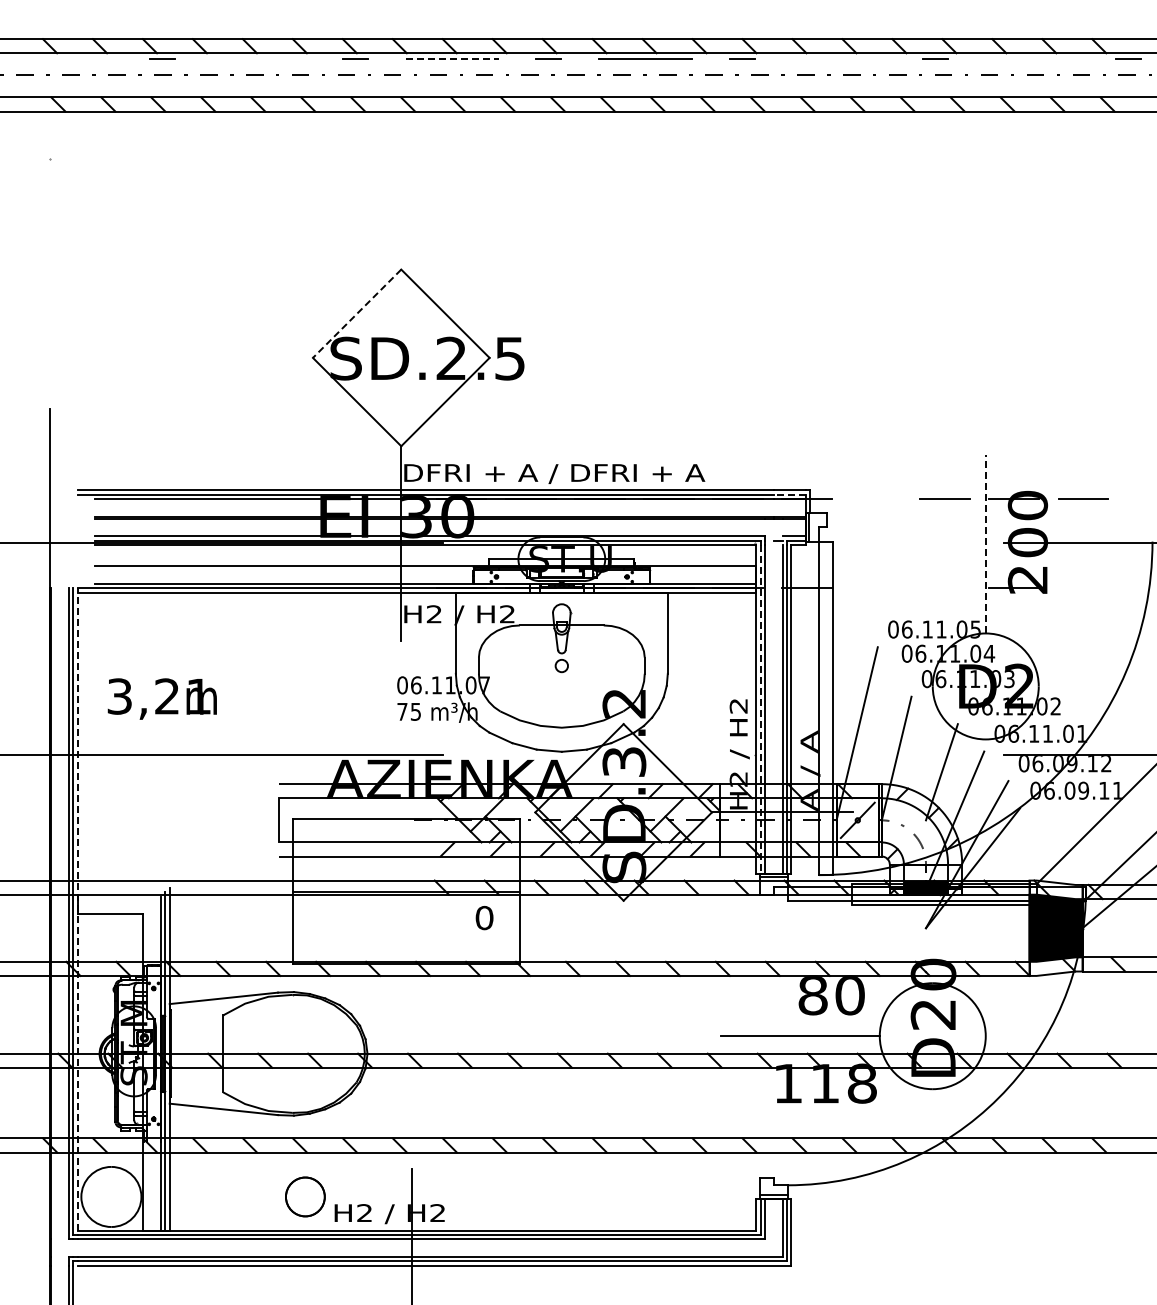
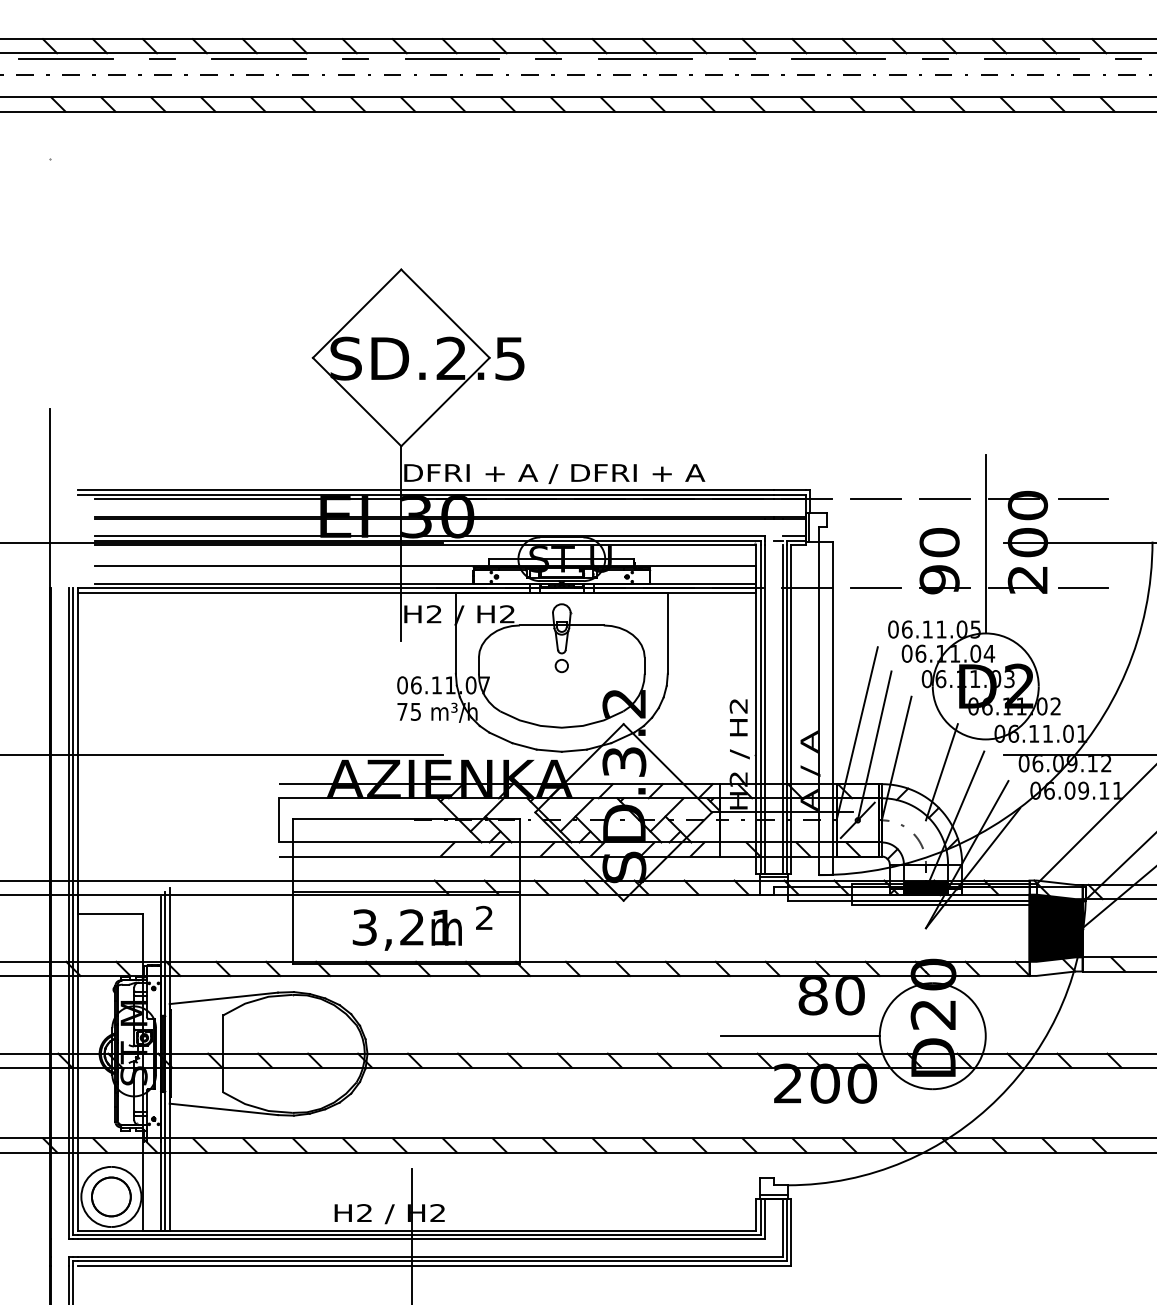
line: none -> present (65, 59)
line: none -> present (258, 59)
line: dashed -> solid (452, 59)
line: none -> present (838, 59)
line: none -> present (1031, 59)
line: dashed -> solid (356, 314)
line: dashed -> solid (789, 494)
line: none -> present (876, 499)
line: dashed -> solid (985, 543)
part: none -> present (944, 561)
line: none -> present (875, 587)
line: none -> present (1083, 587)
text position: (161, 698) -> (406, 929) (406, 929)
line: dashed -> solid (760, 709)
line: none -> present (874, 745)
line: dashed -> solid (77, 908)
text: 0 -> 2 (484, 917)
text: 118 -> 200 (825, 1083)
part position: (305, 1196) -> (111, 1196) (111, 1196)
